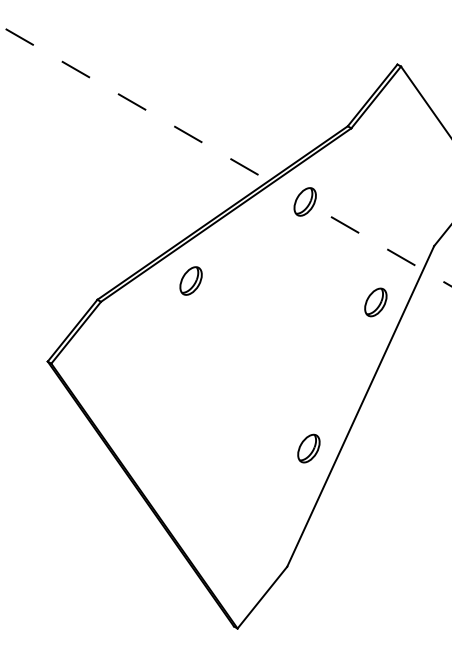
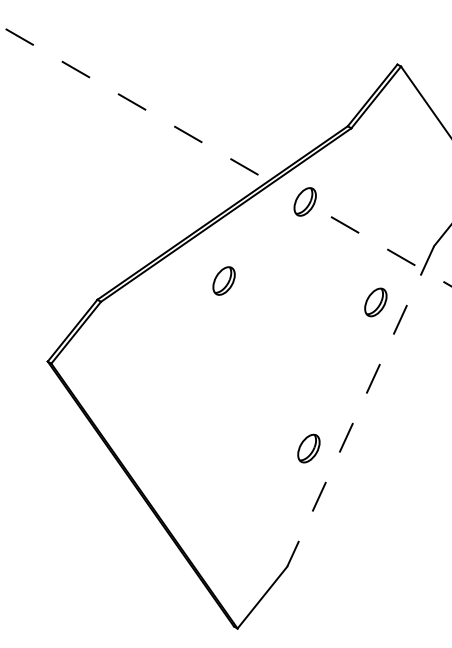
part position: (190, 280) -> (223, 280) (223, 280)
line: solid -> dashed (360, 406)
